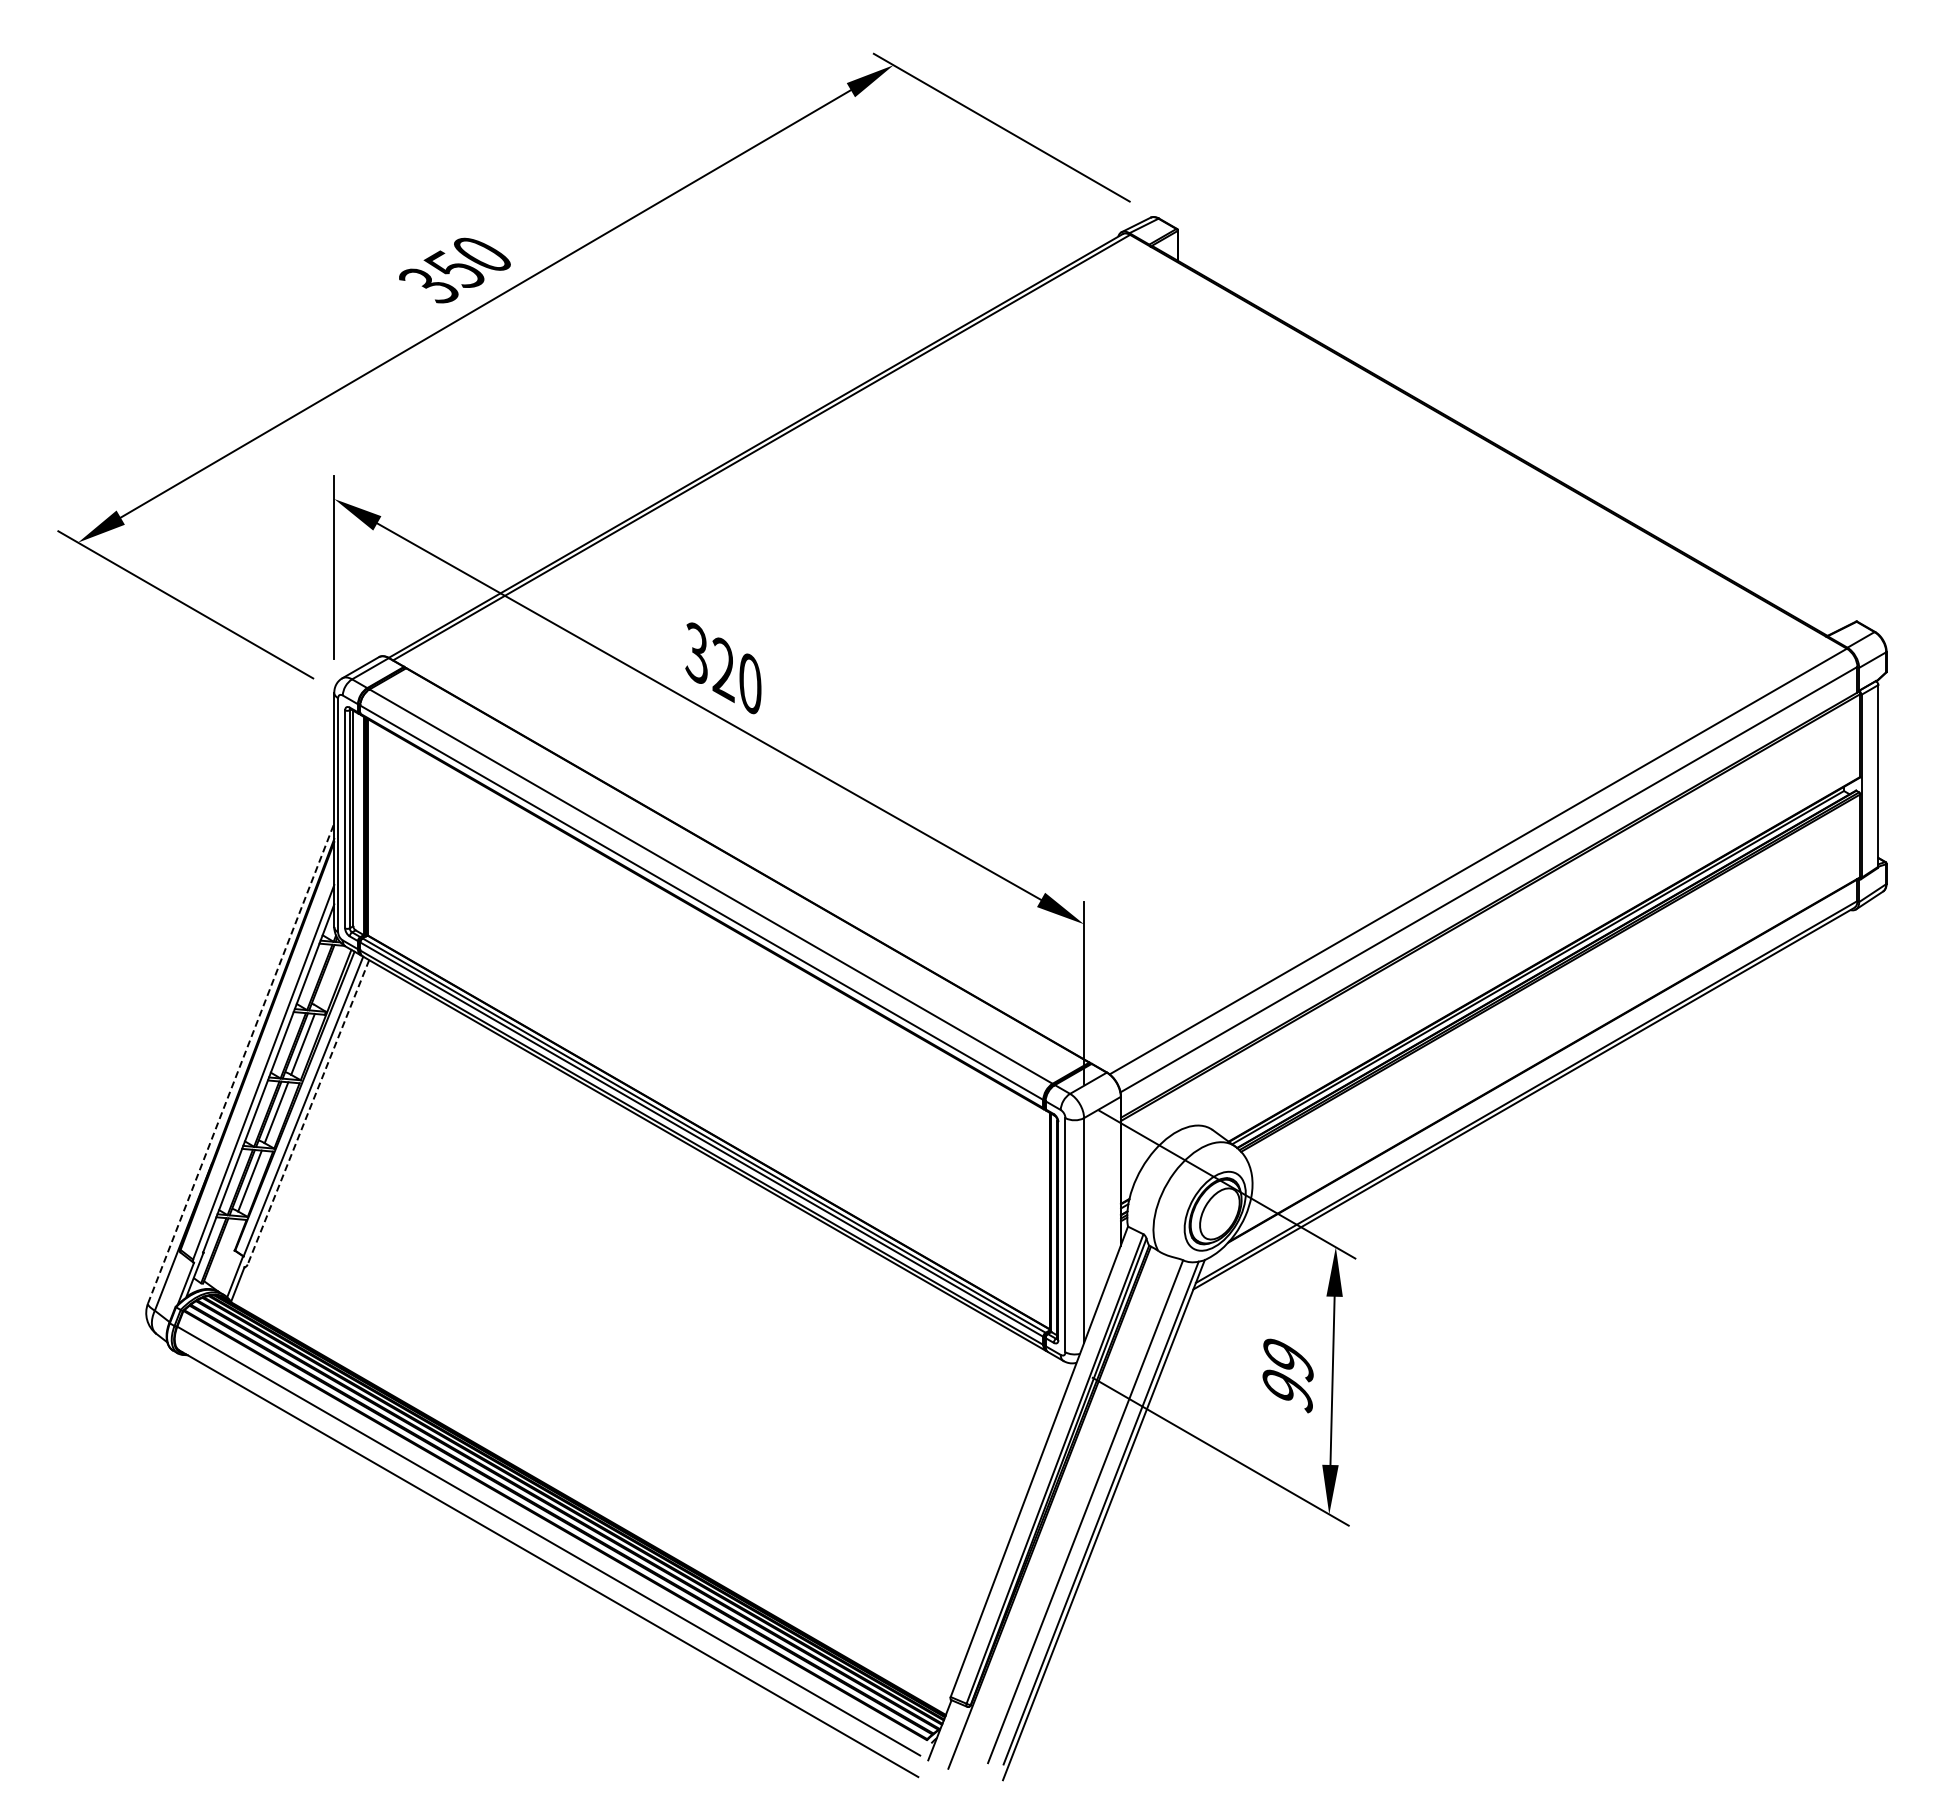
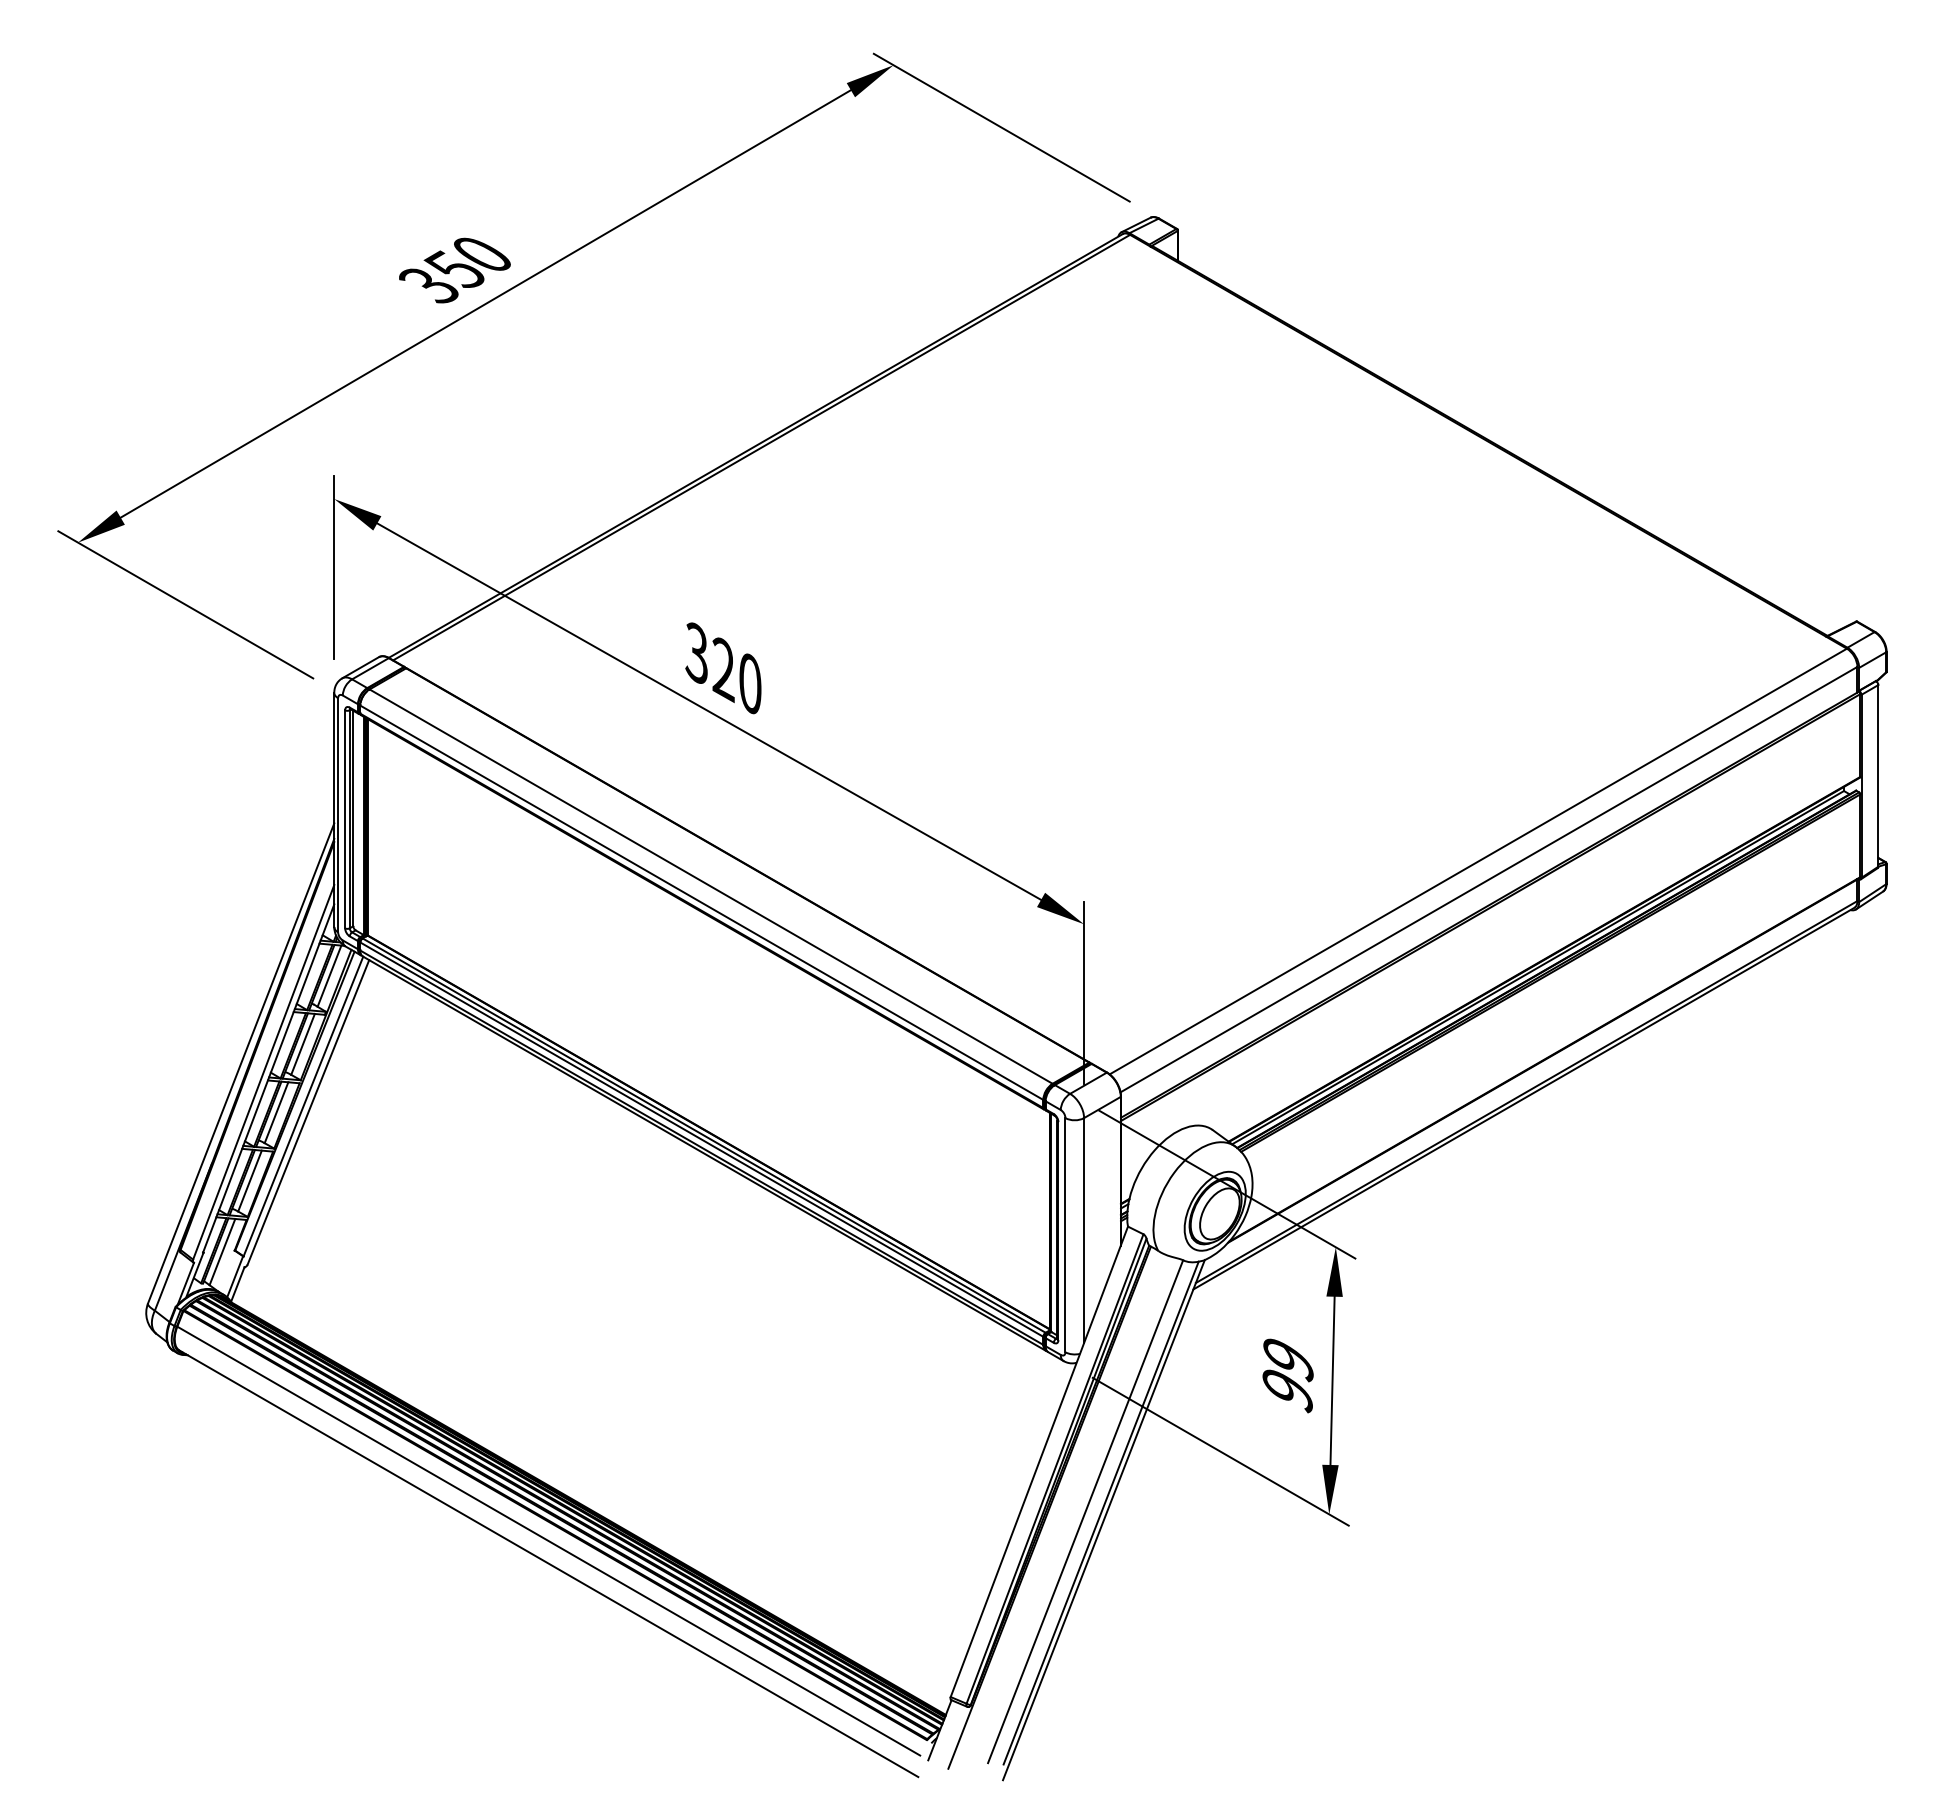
line: none -> present (329, 975)
line: dashed -> solid (241, 1063)
line: dashed -> solid (308, 1112)
line: none -> present (222, 1251)
